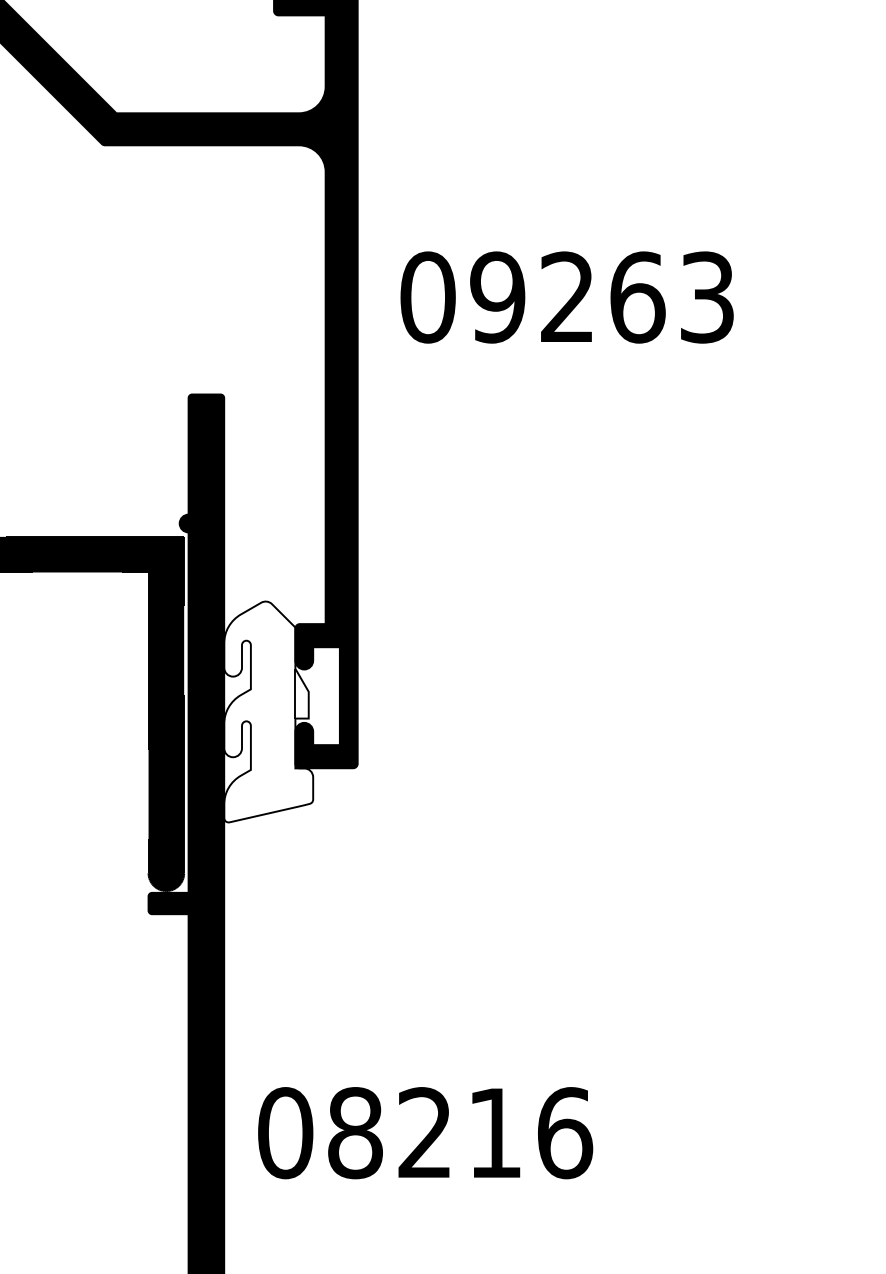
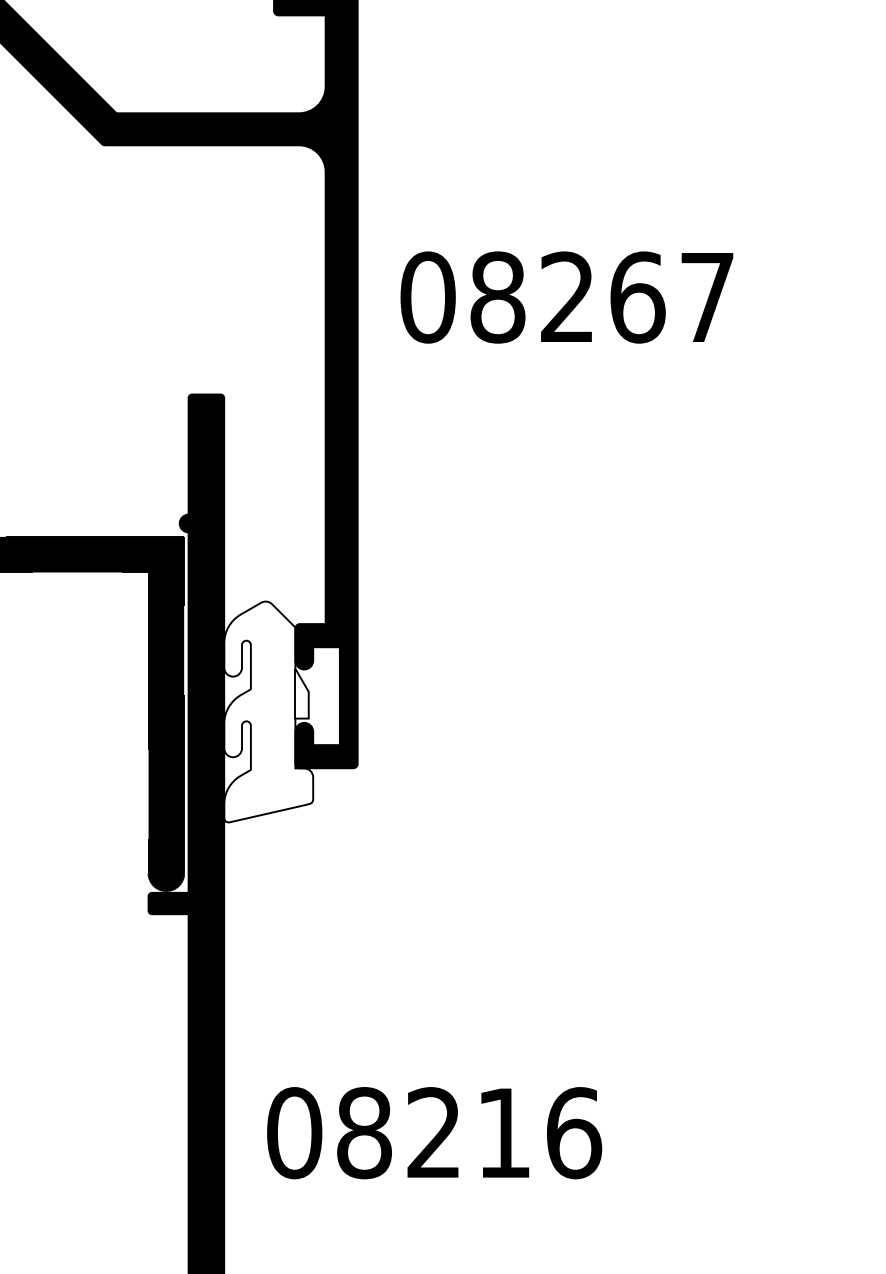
text: 09263 -> 08267 (601, 297)
text position: (425, 1133) -> (434, 1133) (434, 1133)
